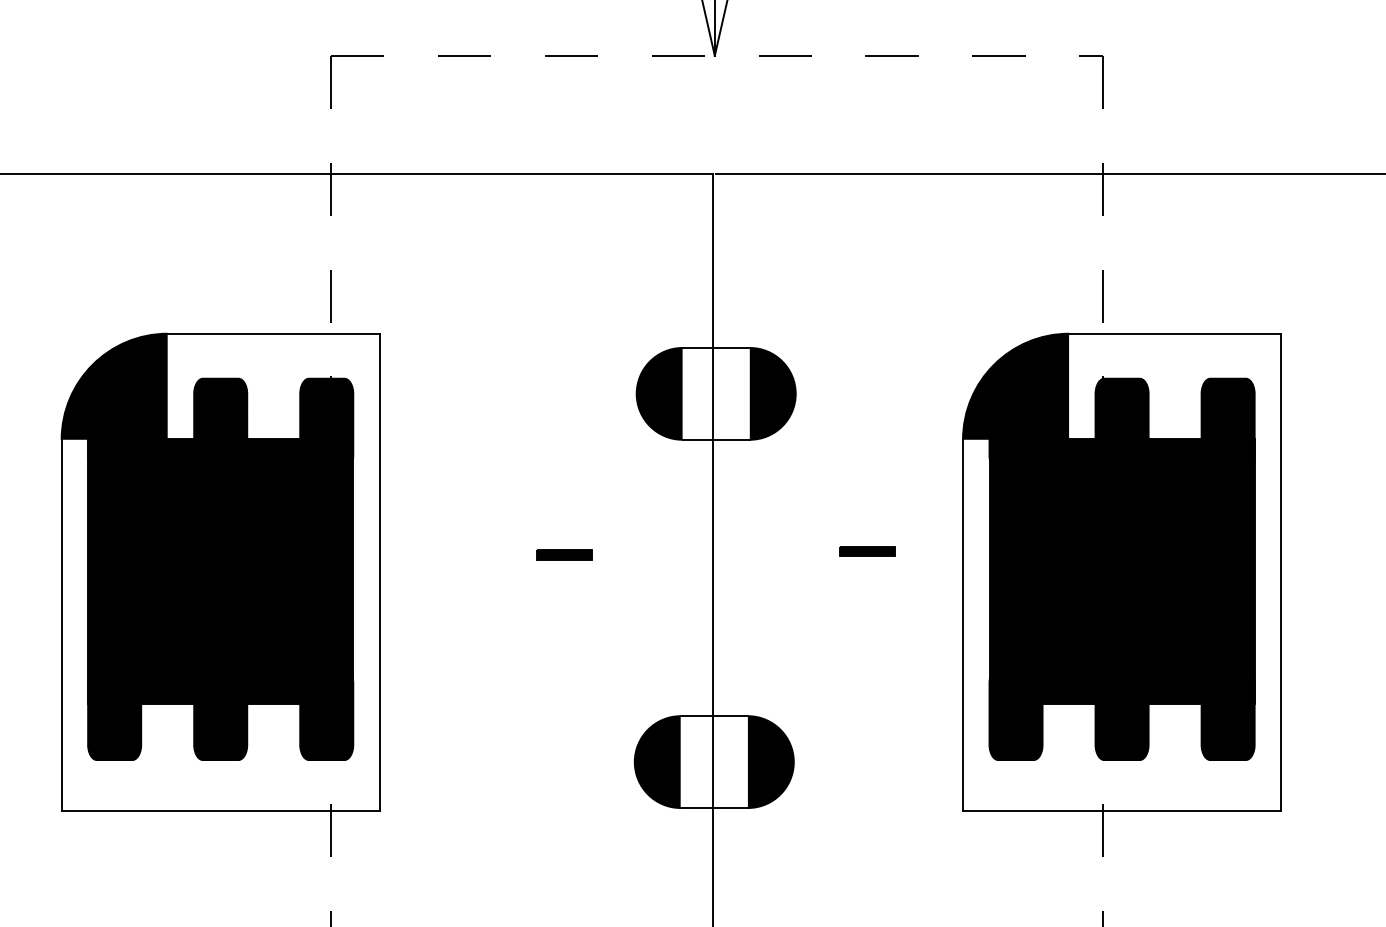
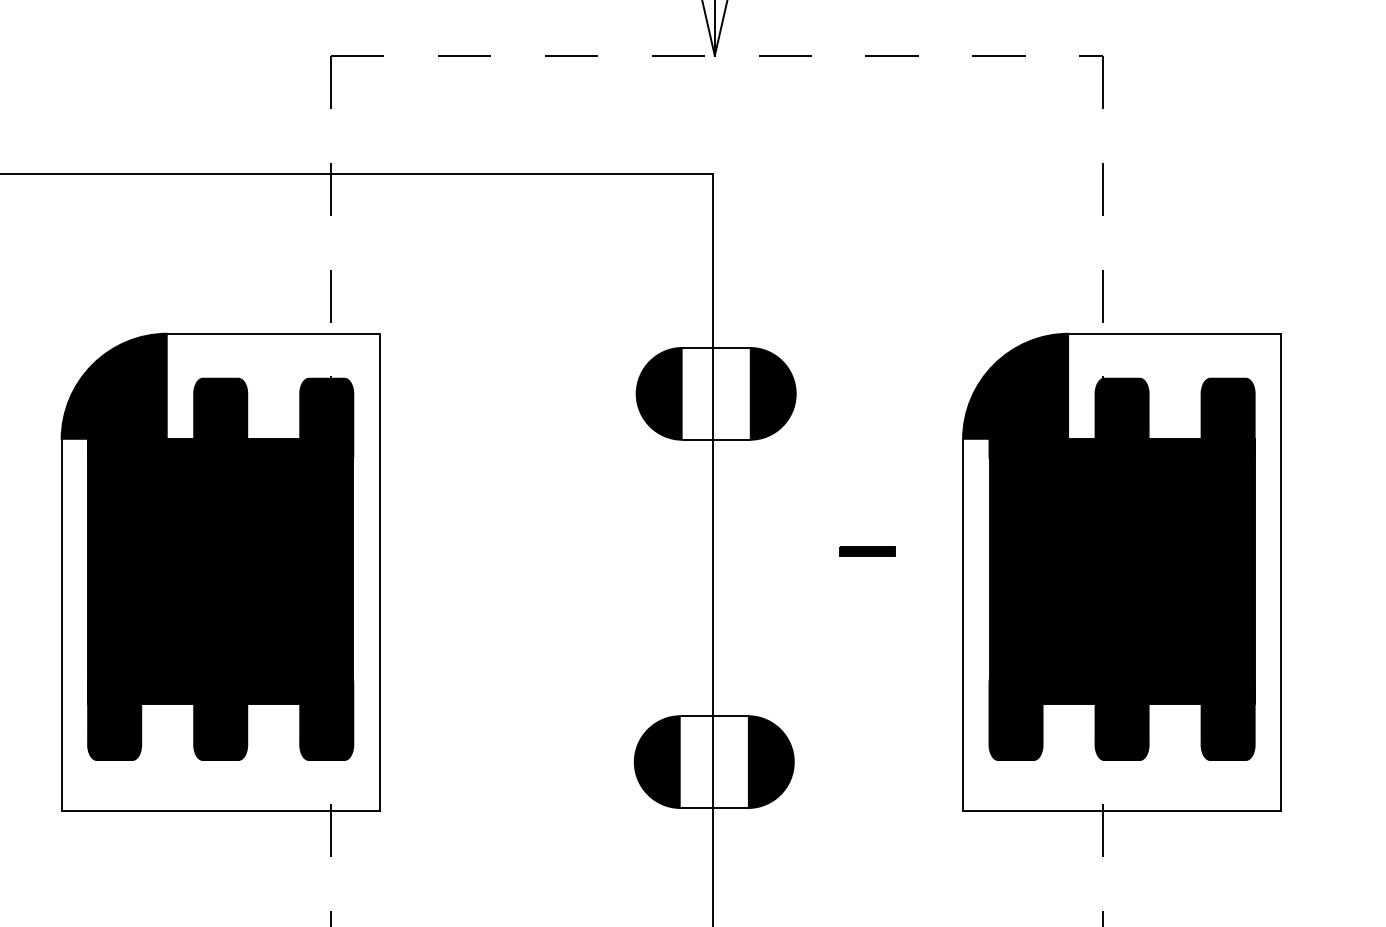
line: present -> none (1048, 173)
part: present -> none (564, 554)
